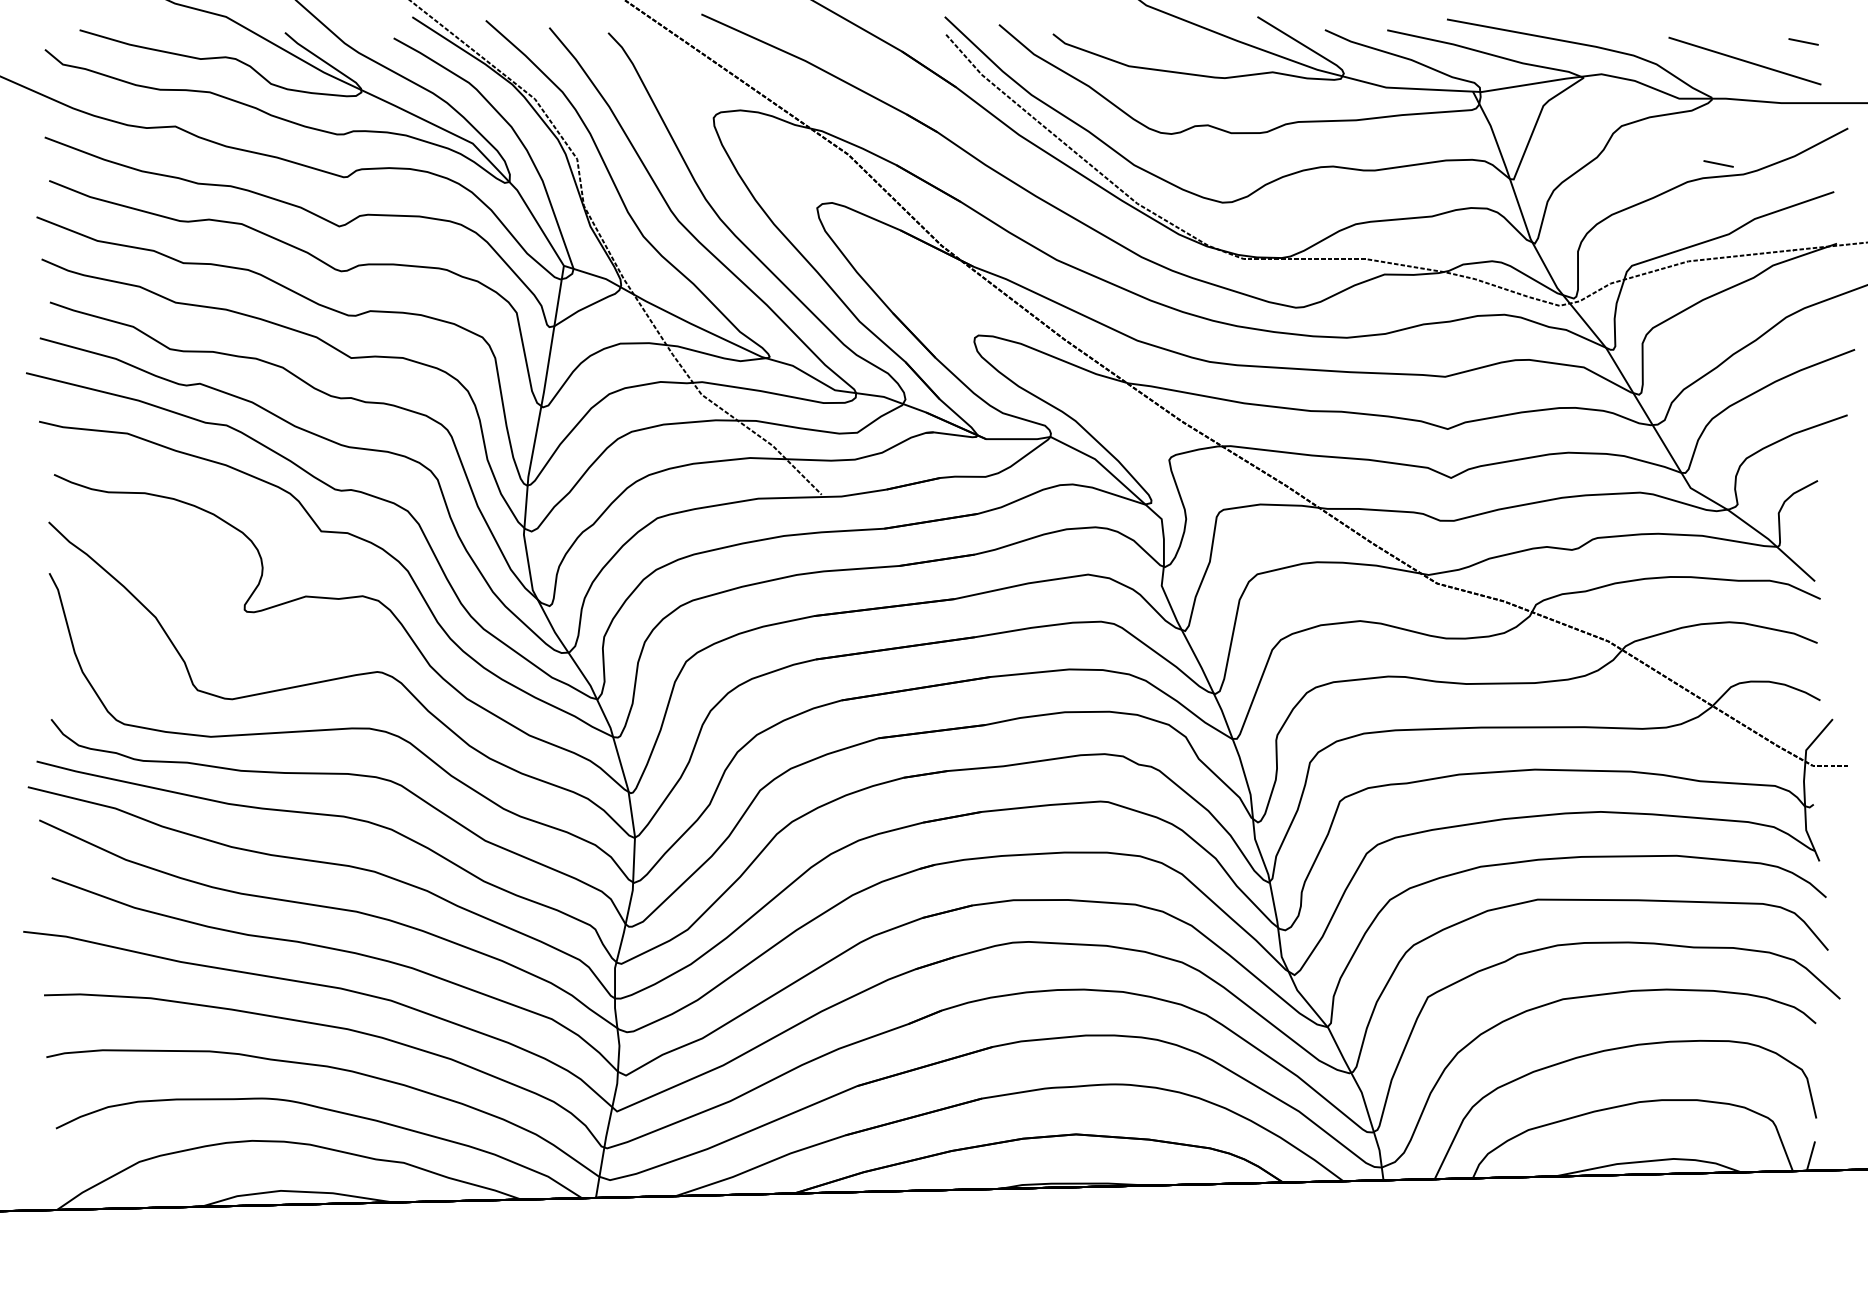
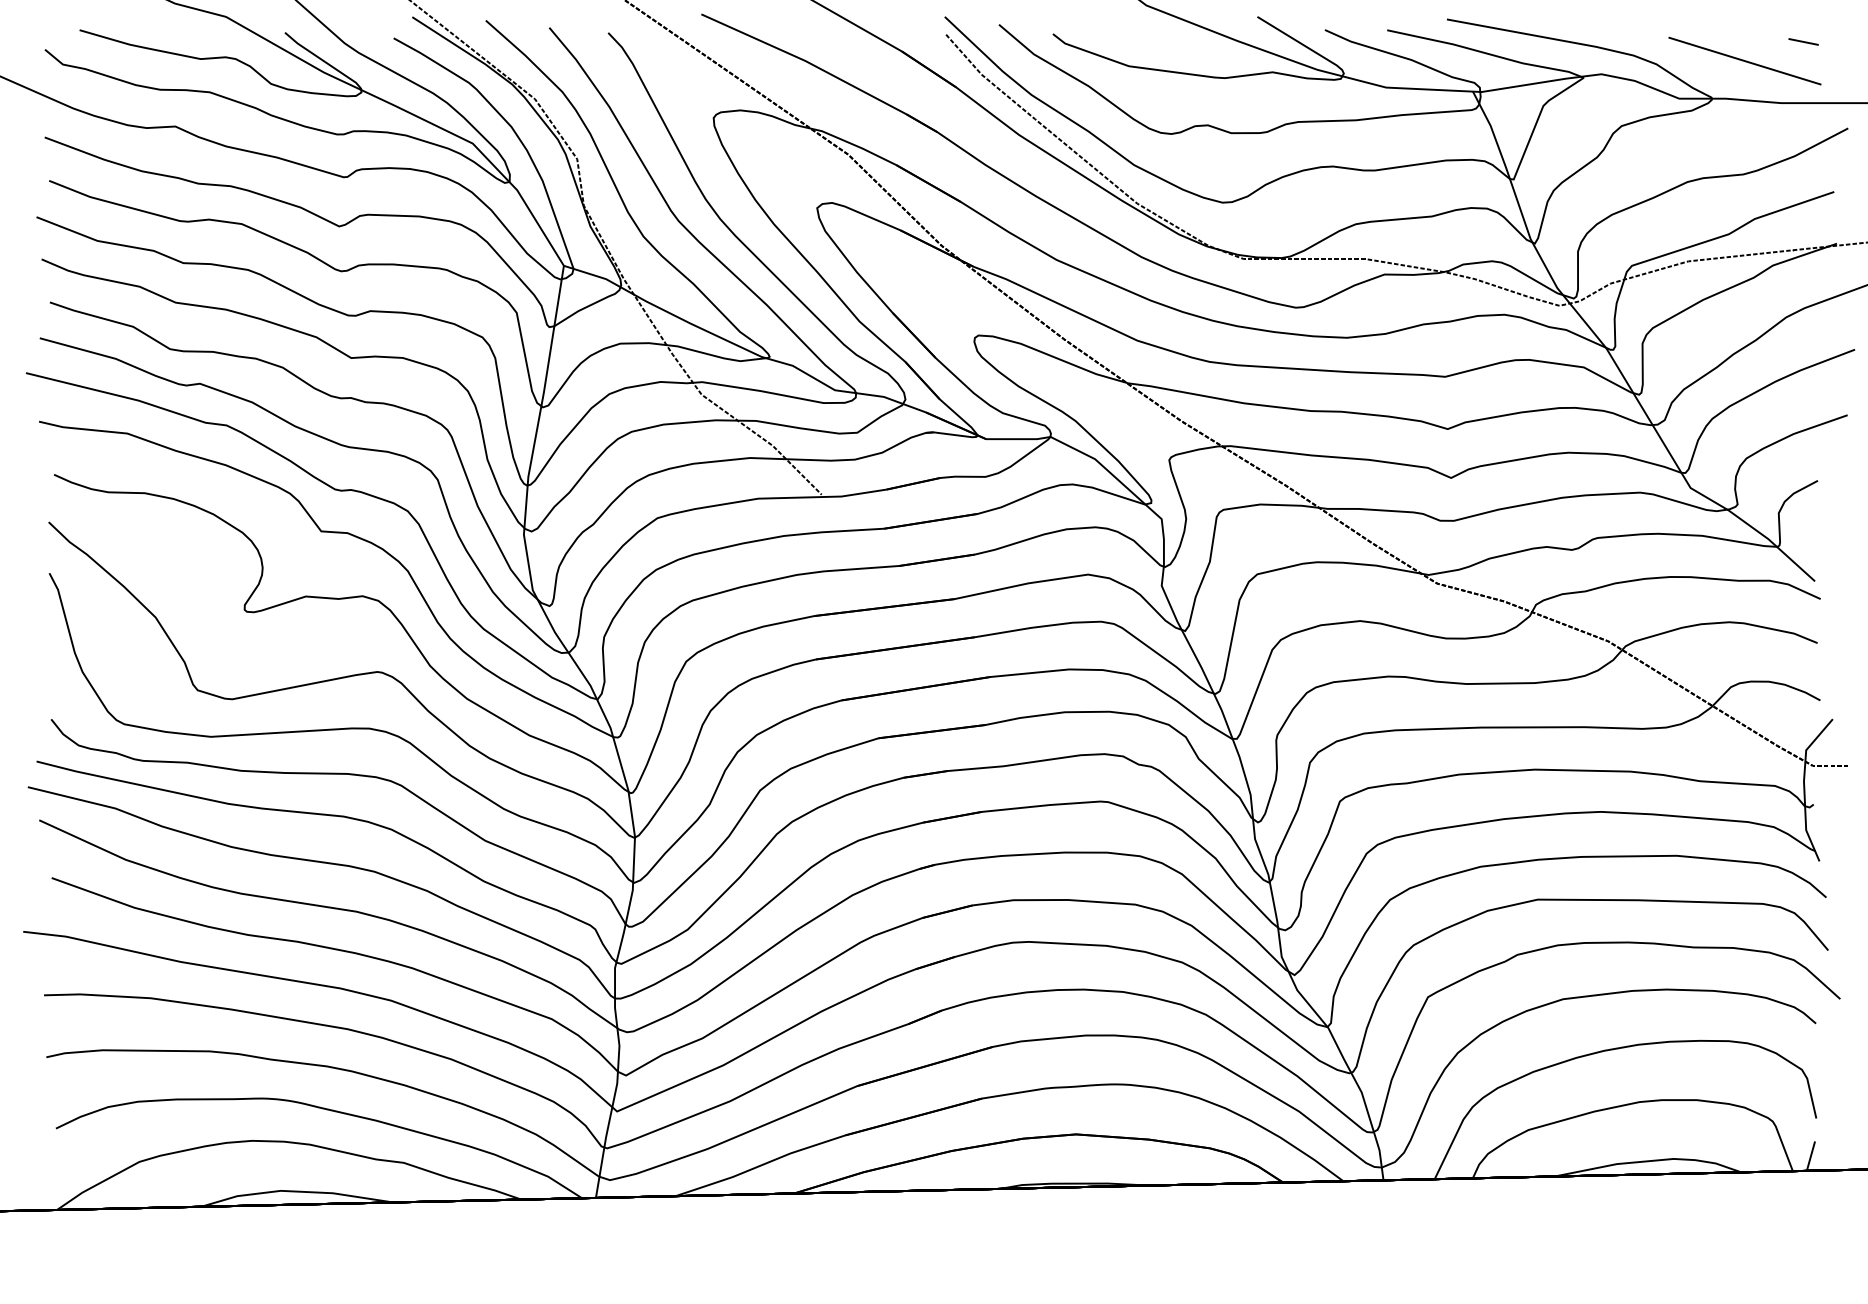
line: present -> none (1718, 163)
